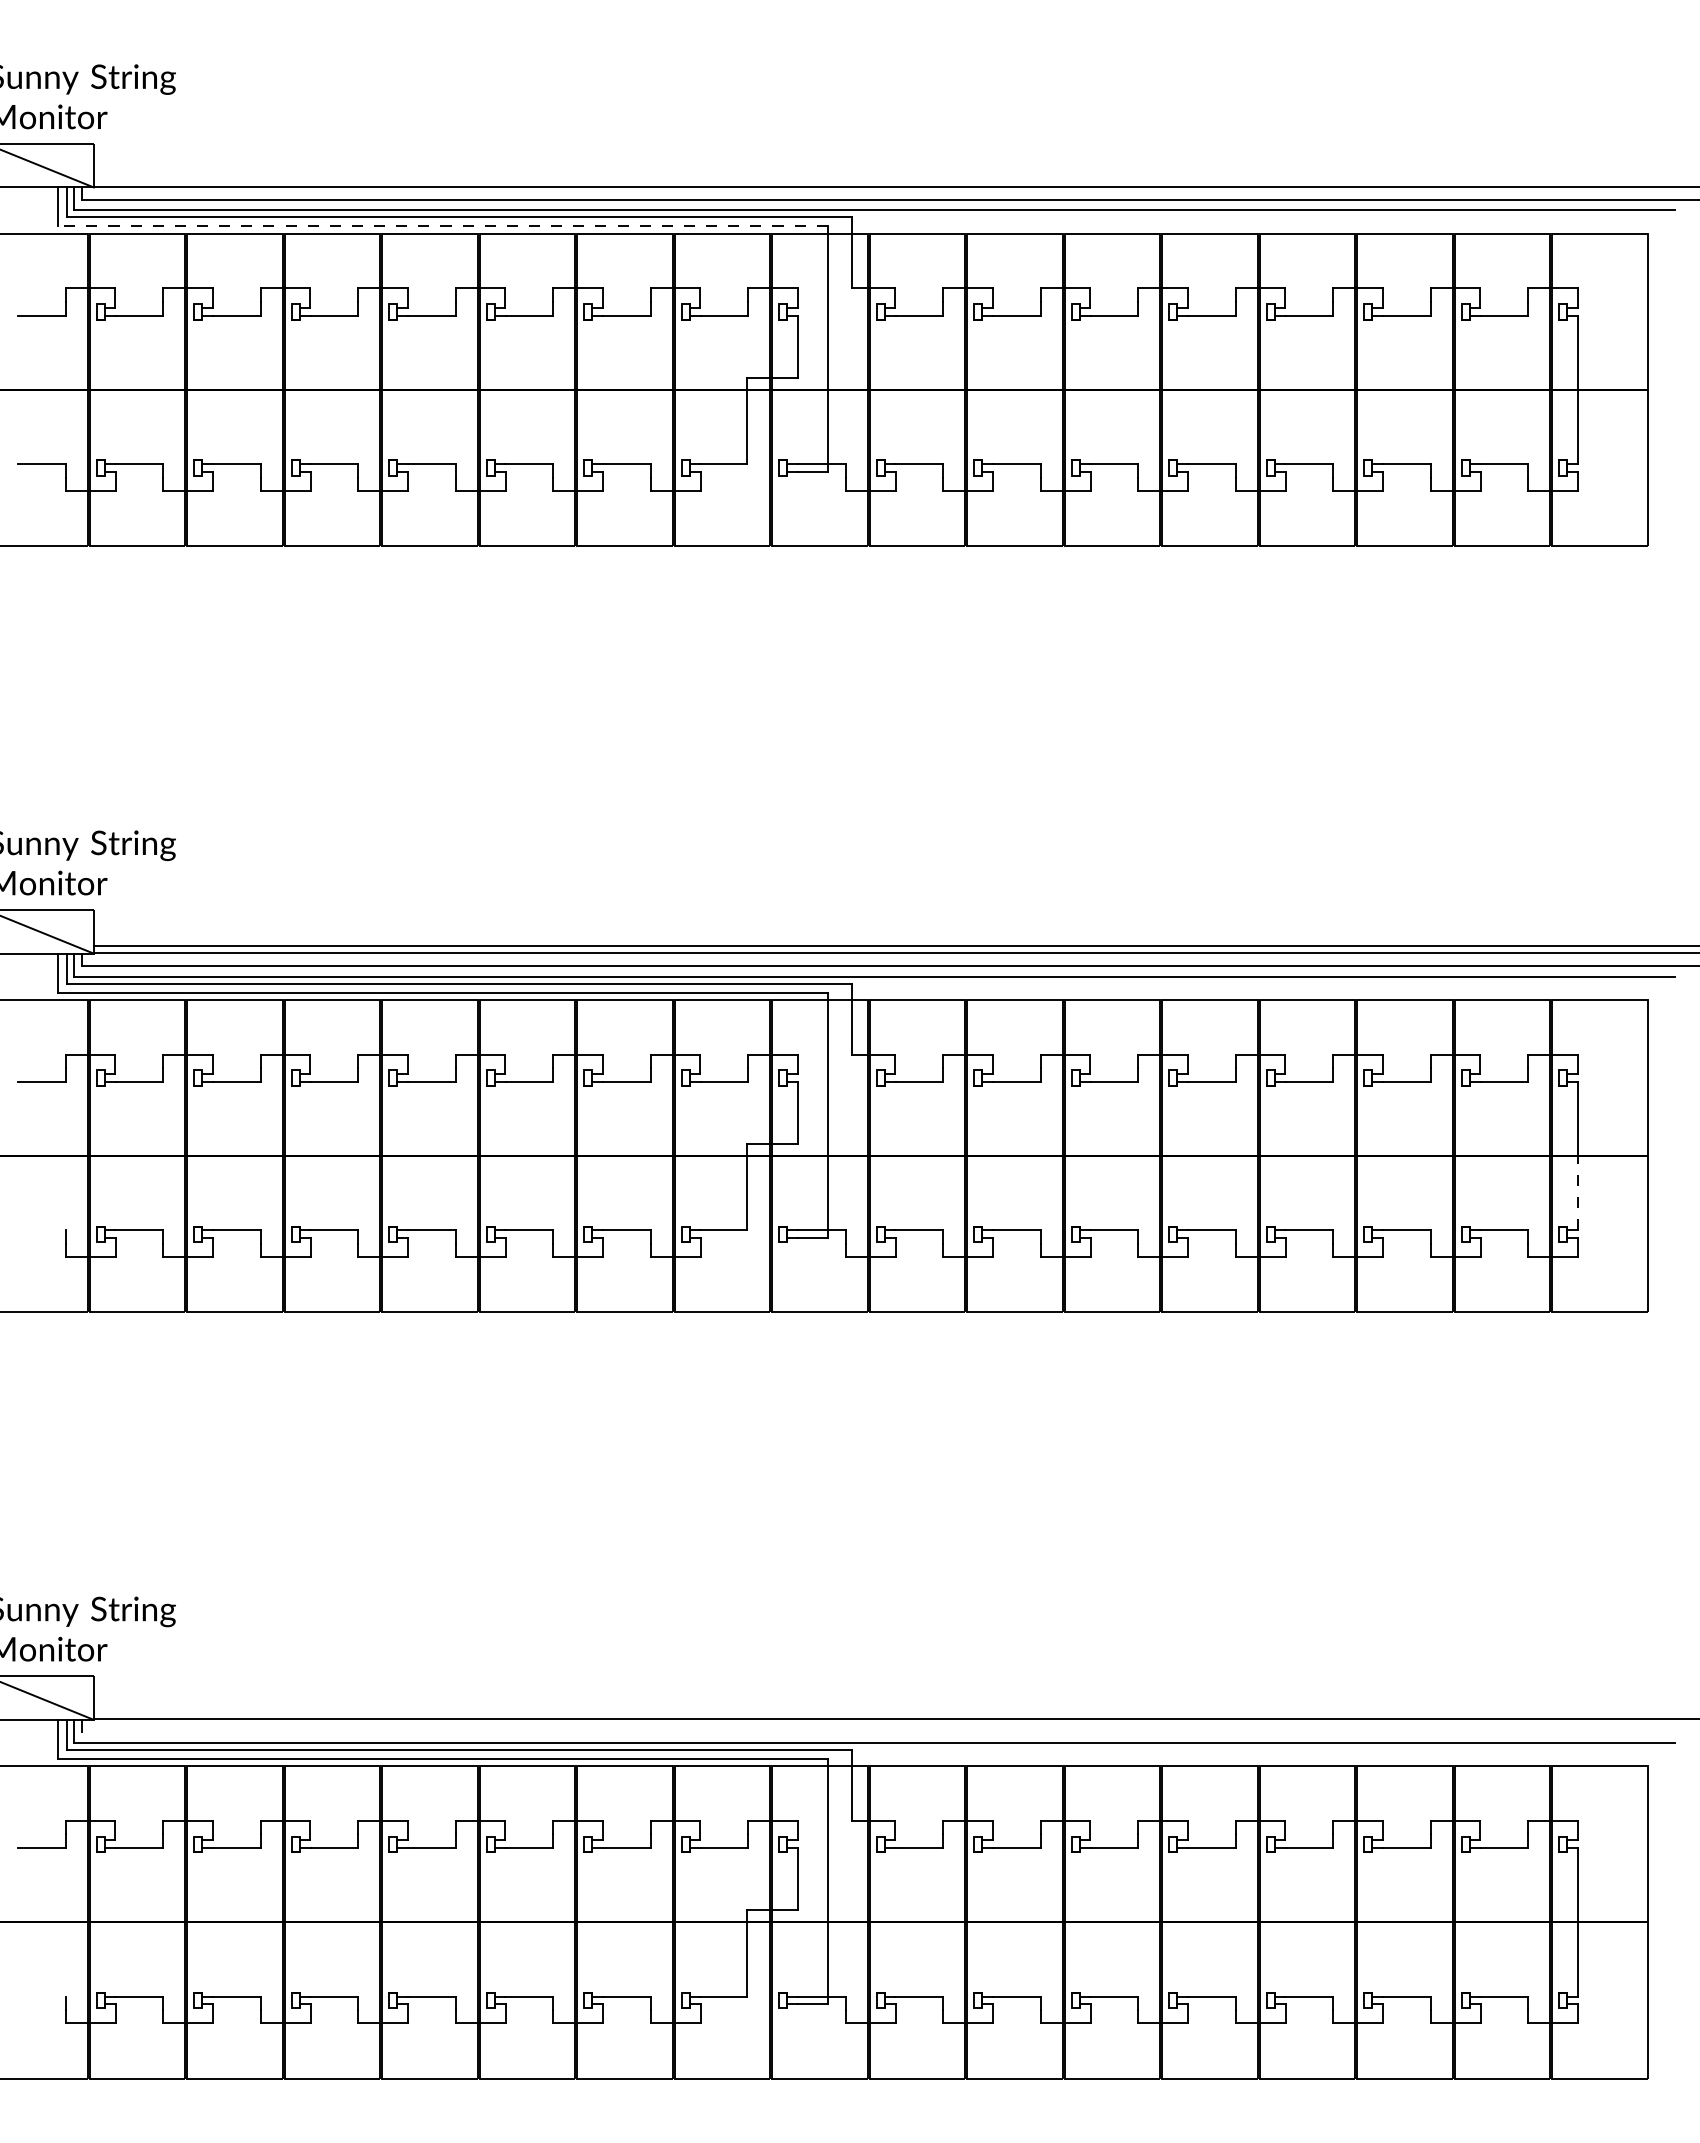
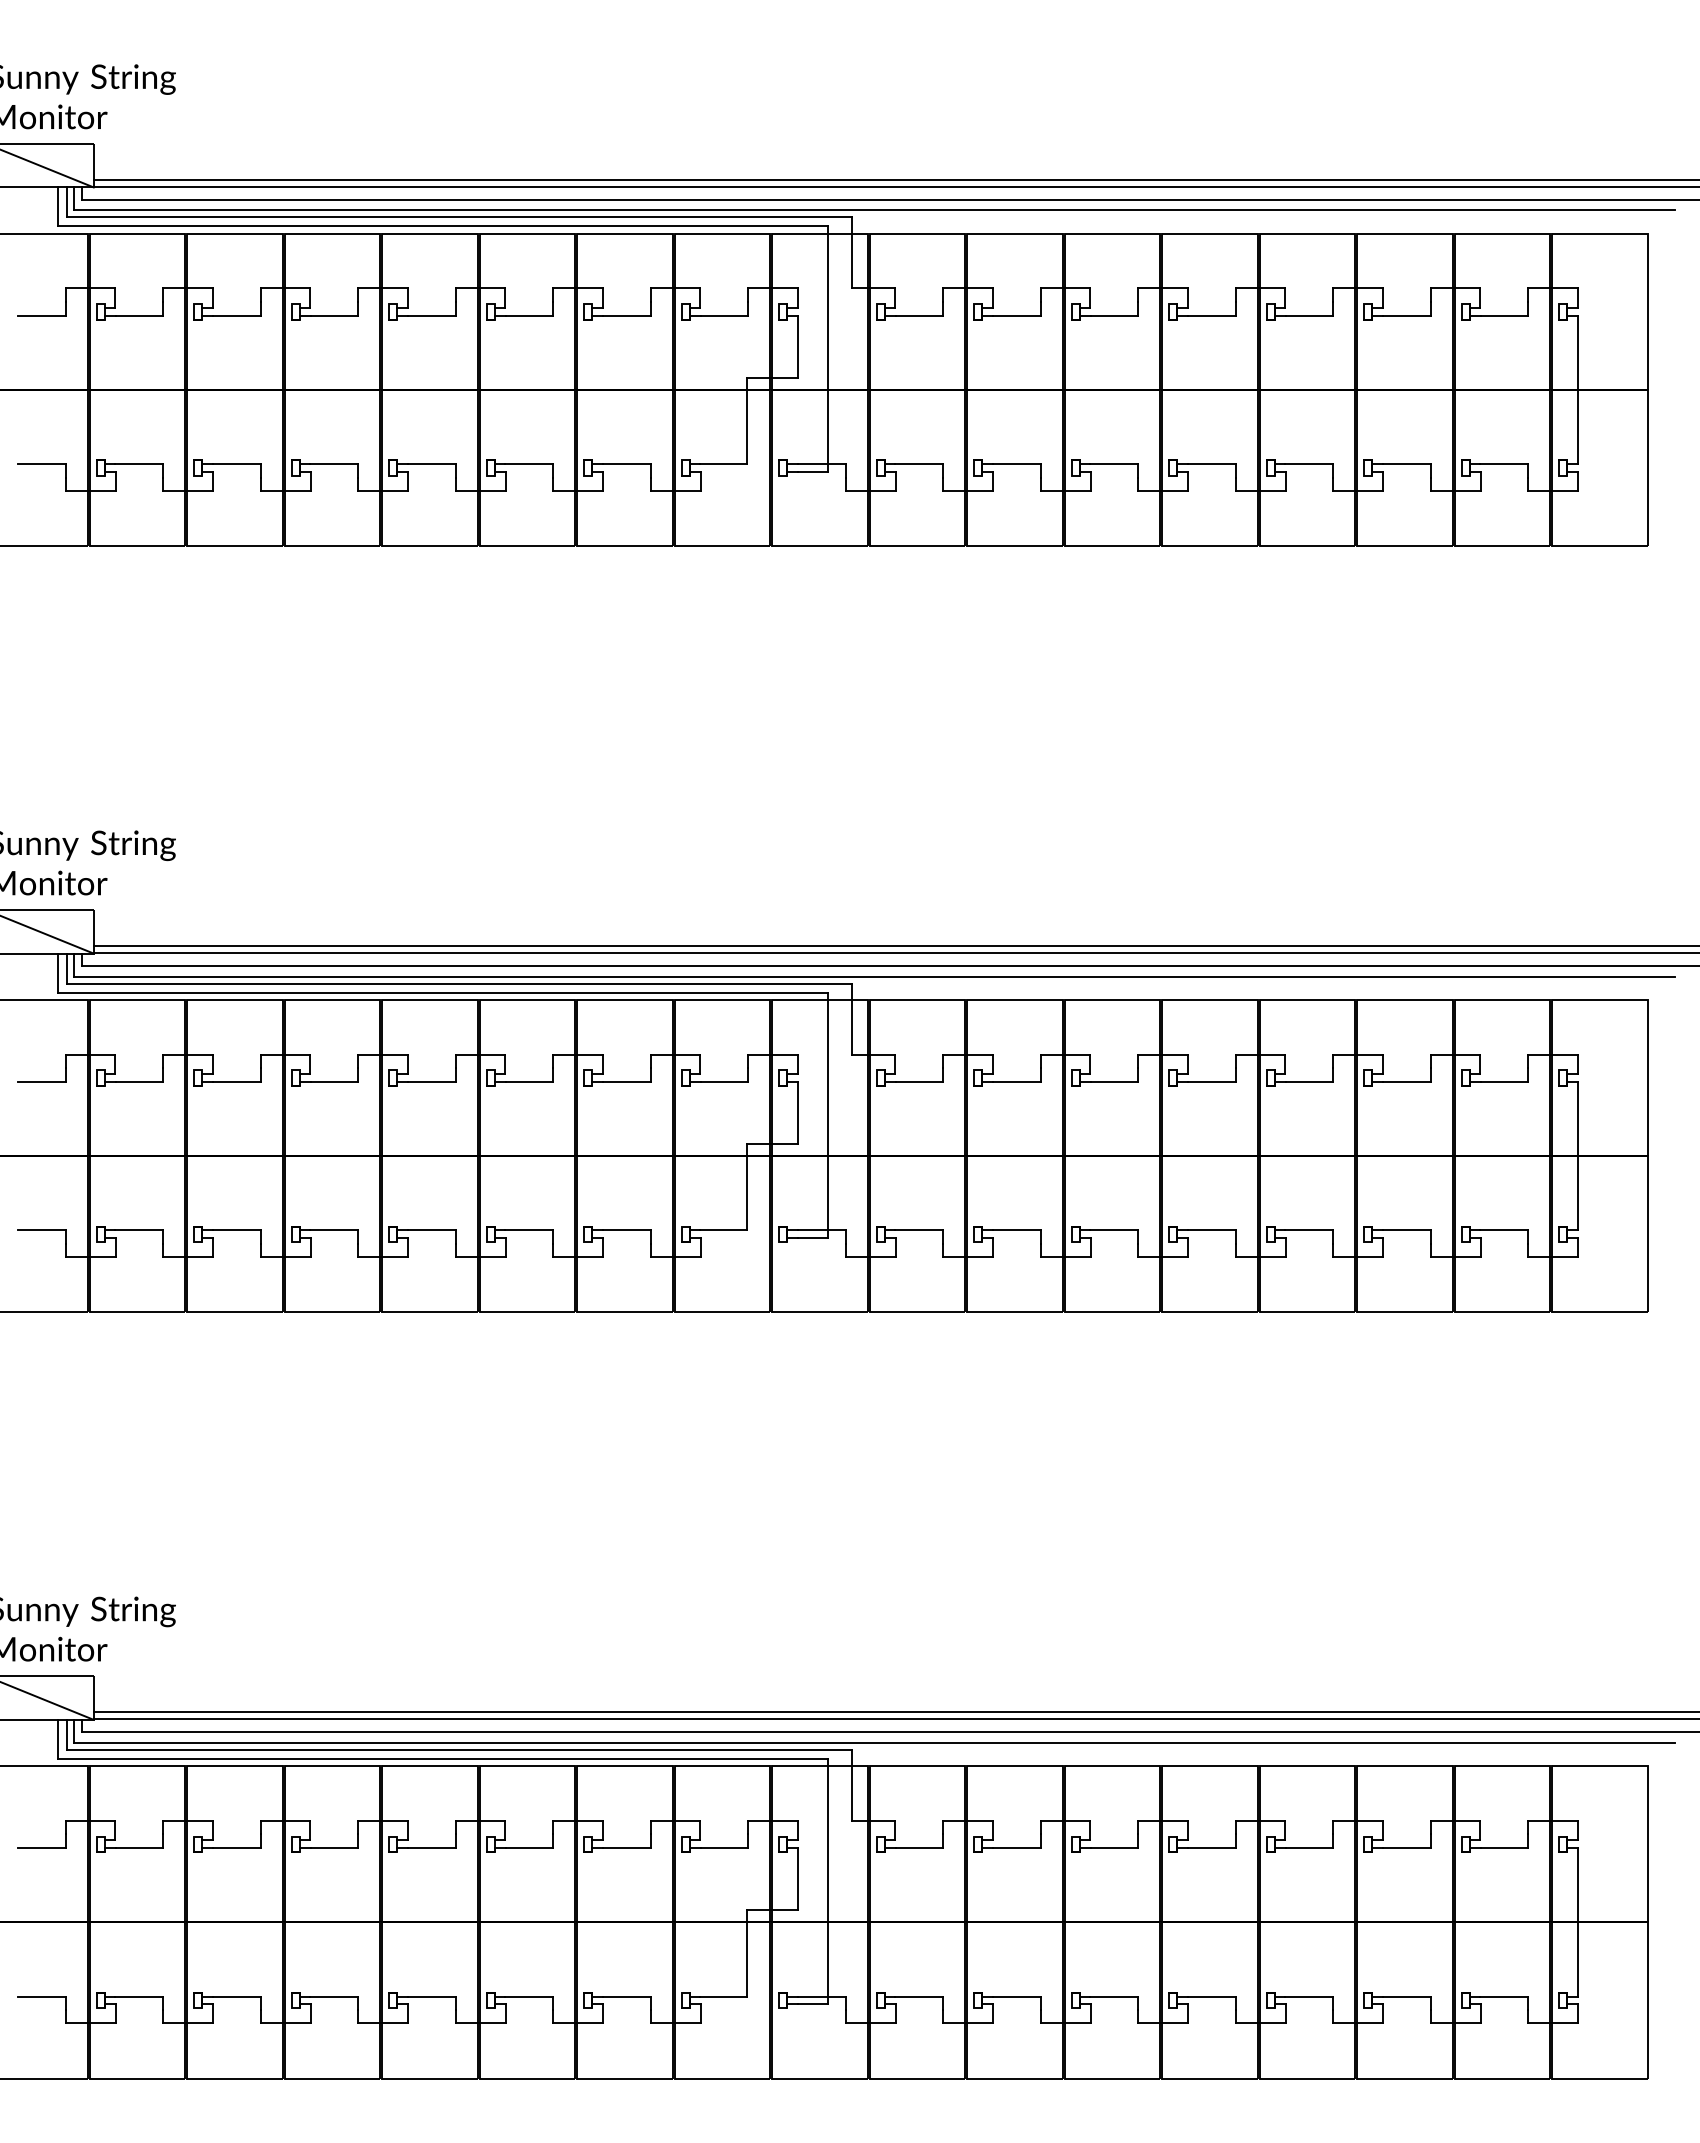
line: none -> present (894, 180)
line: dashed -> solid (443, 226)
line: dashed -> solid (1577, 1192)
line: none -> present (41, 1230)
line: none -> present (894, 1712)
line: none -> present (889, 1731)
line: none -> present (41, 1996)
